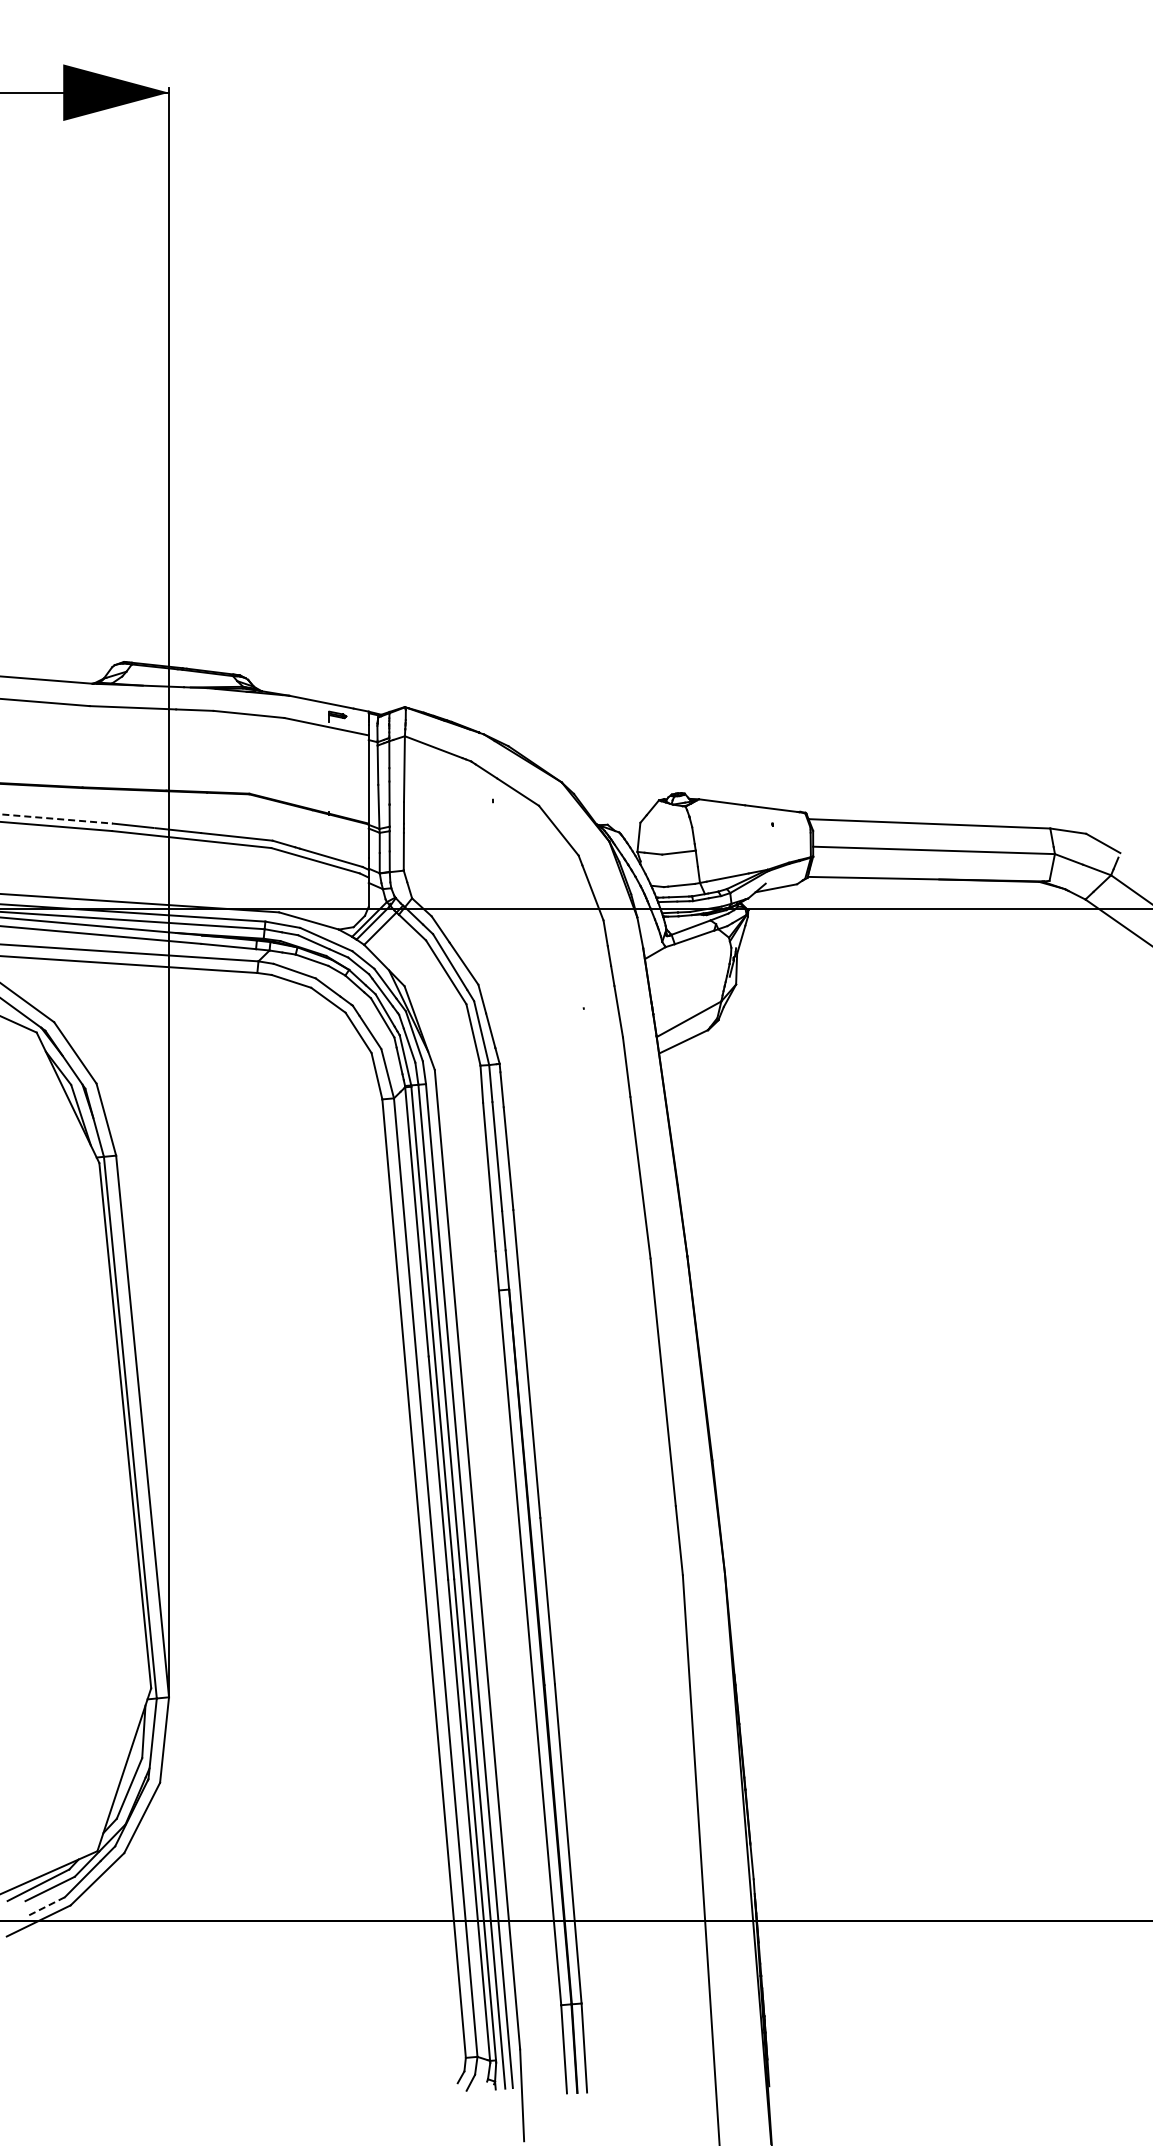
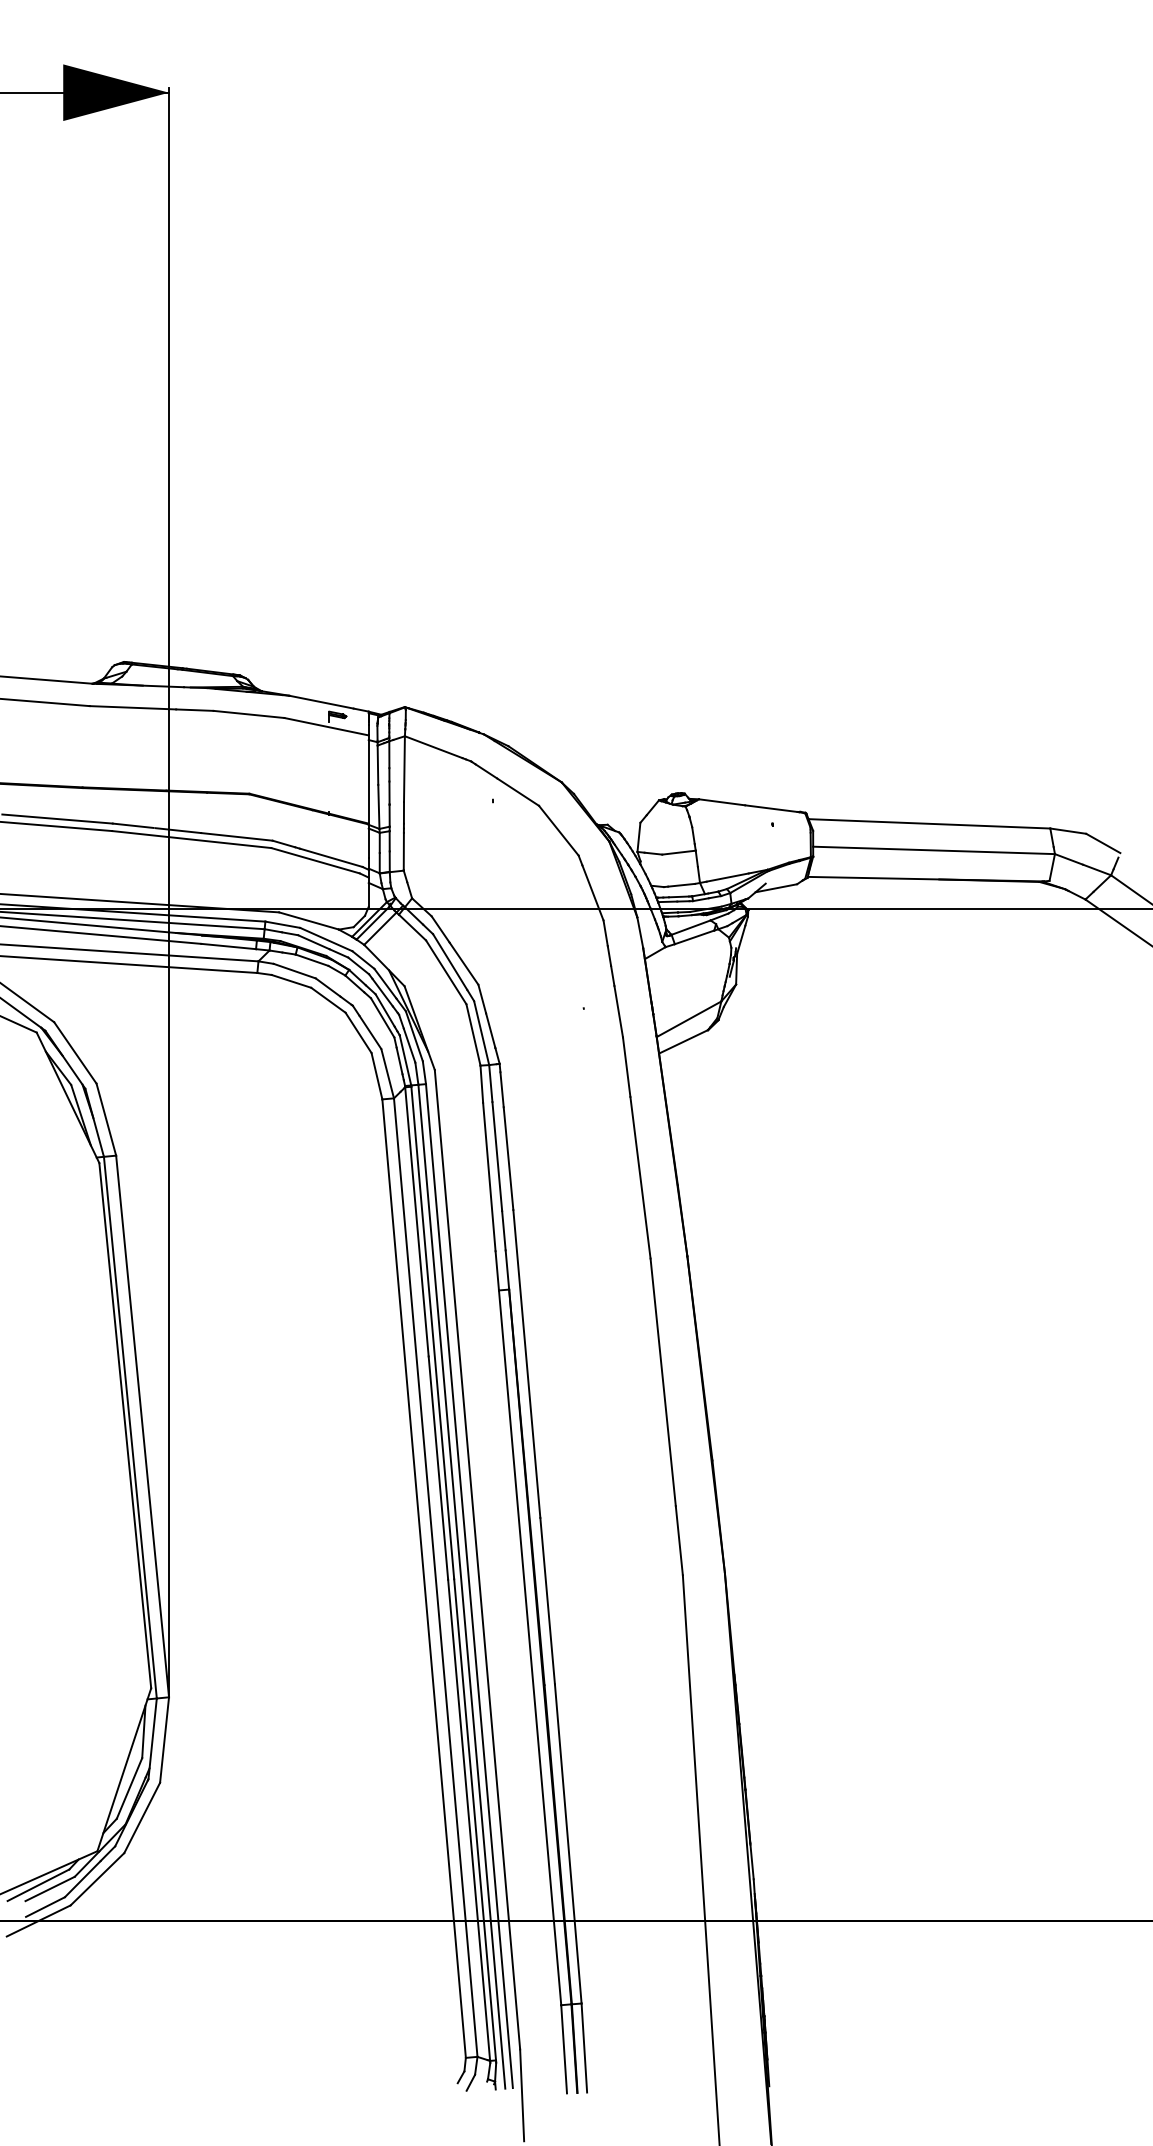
line: dashed -> solid (58, 819)
line: dashed -> solid (45, 1907)
